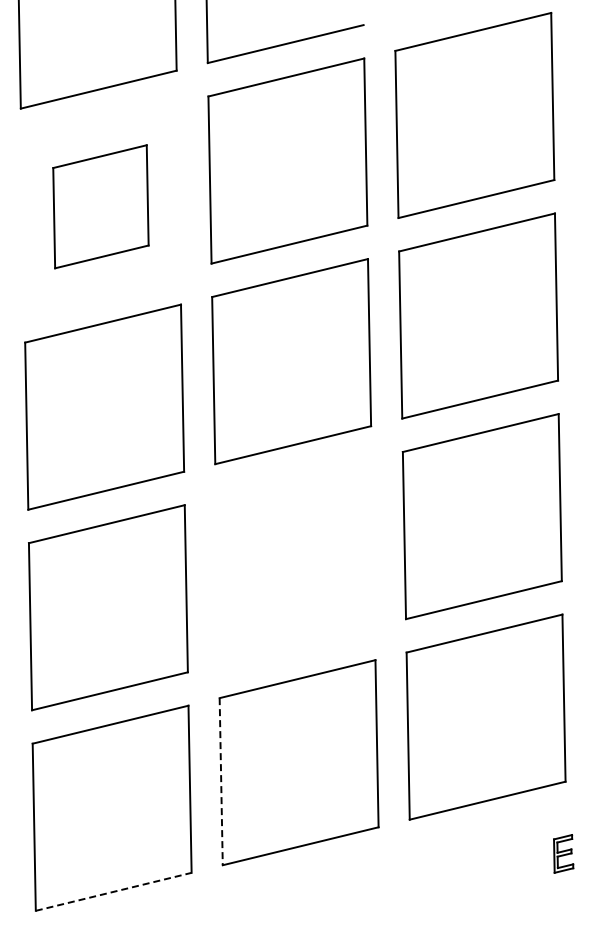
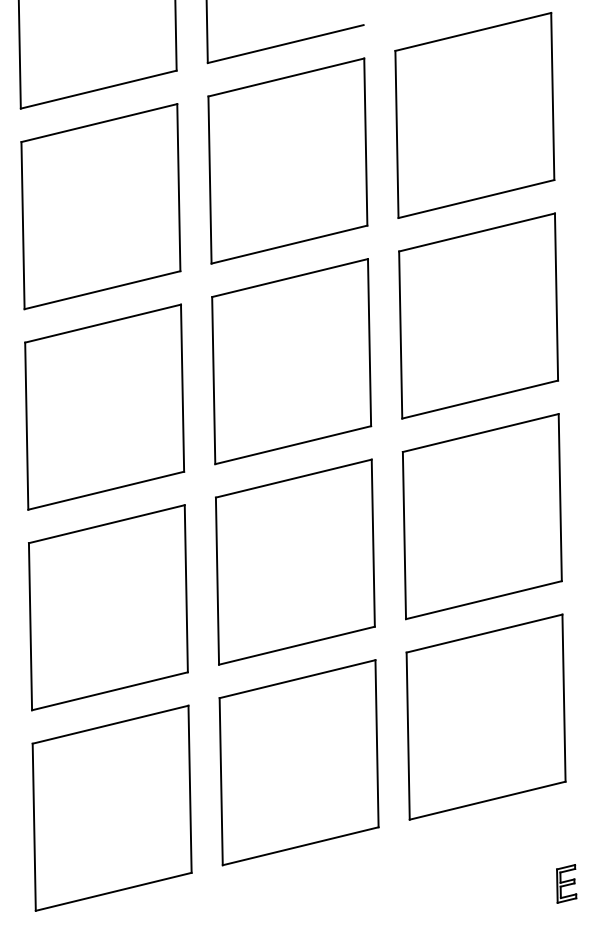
part size: 98x126 px -> 162x208 px (100, 206)
part: none -> present (295, 561)
line: dashed -> solid (221, 781)
part position: (563, 853) -> (566, 883) (566, 883)
line: dashed -> solid (114, 891)
